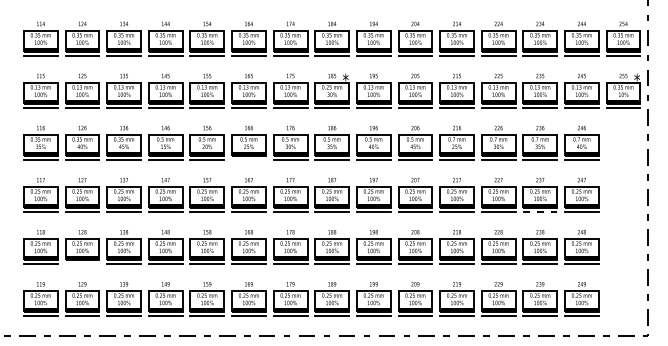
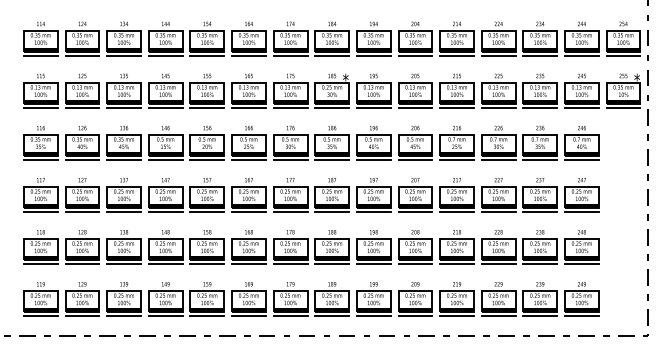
line: none -> present (248, 159)
line: dashed -> solid (540, 212)
line: none -> present (82, 264)
